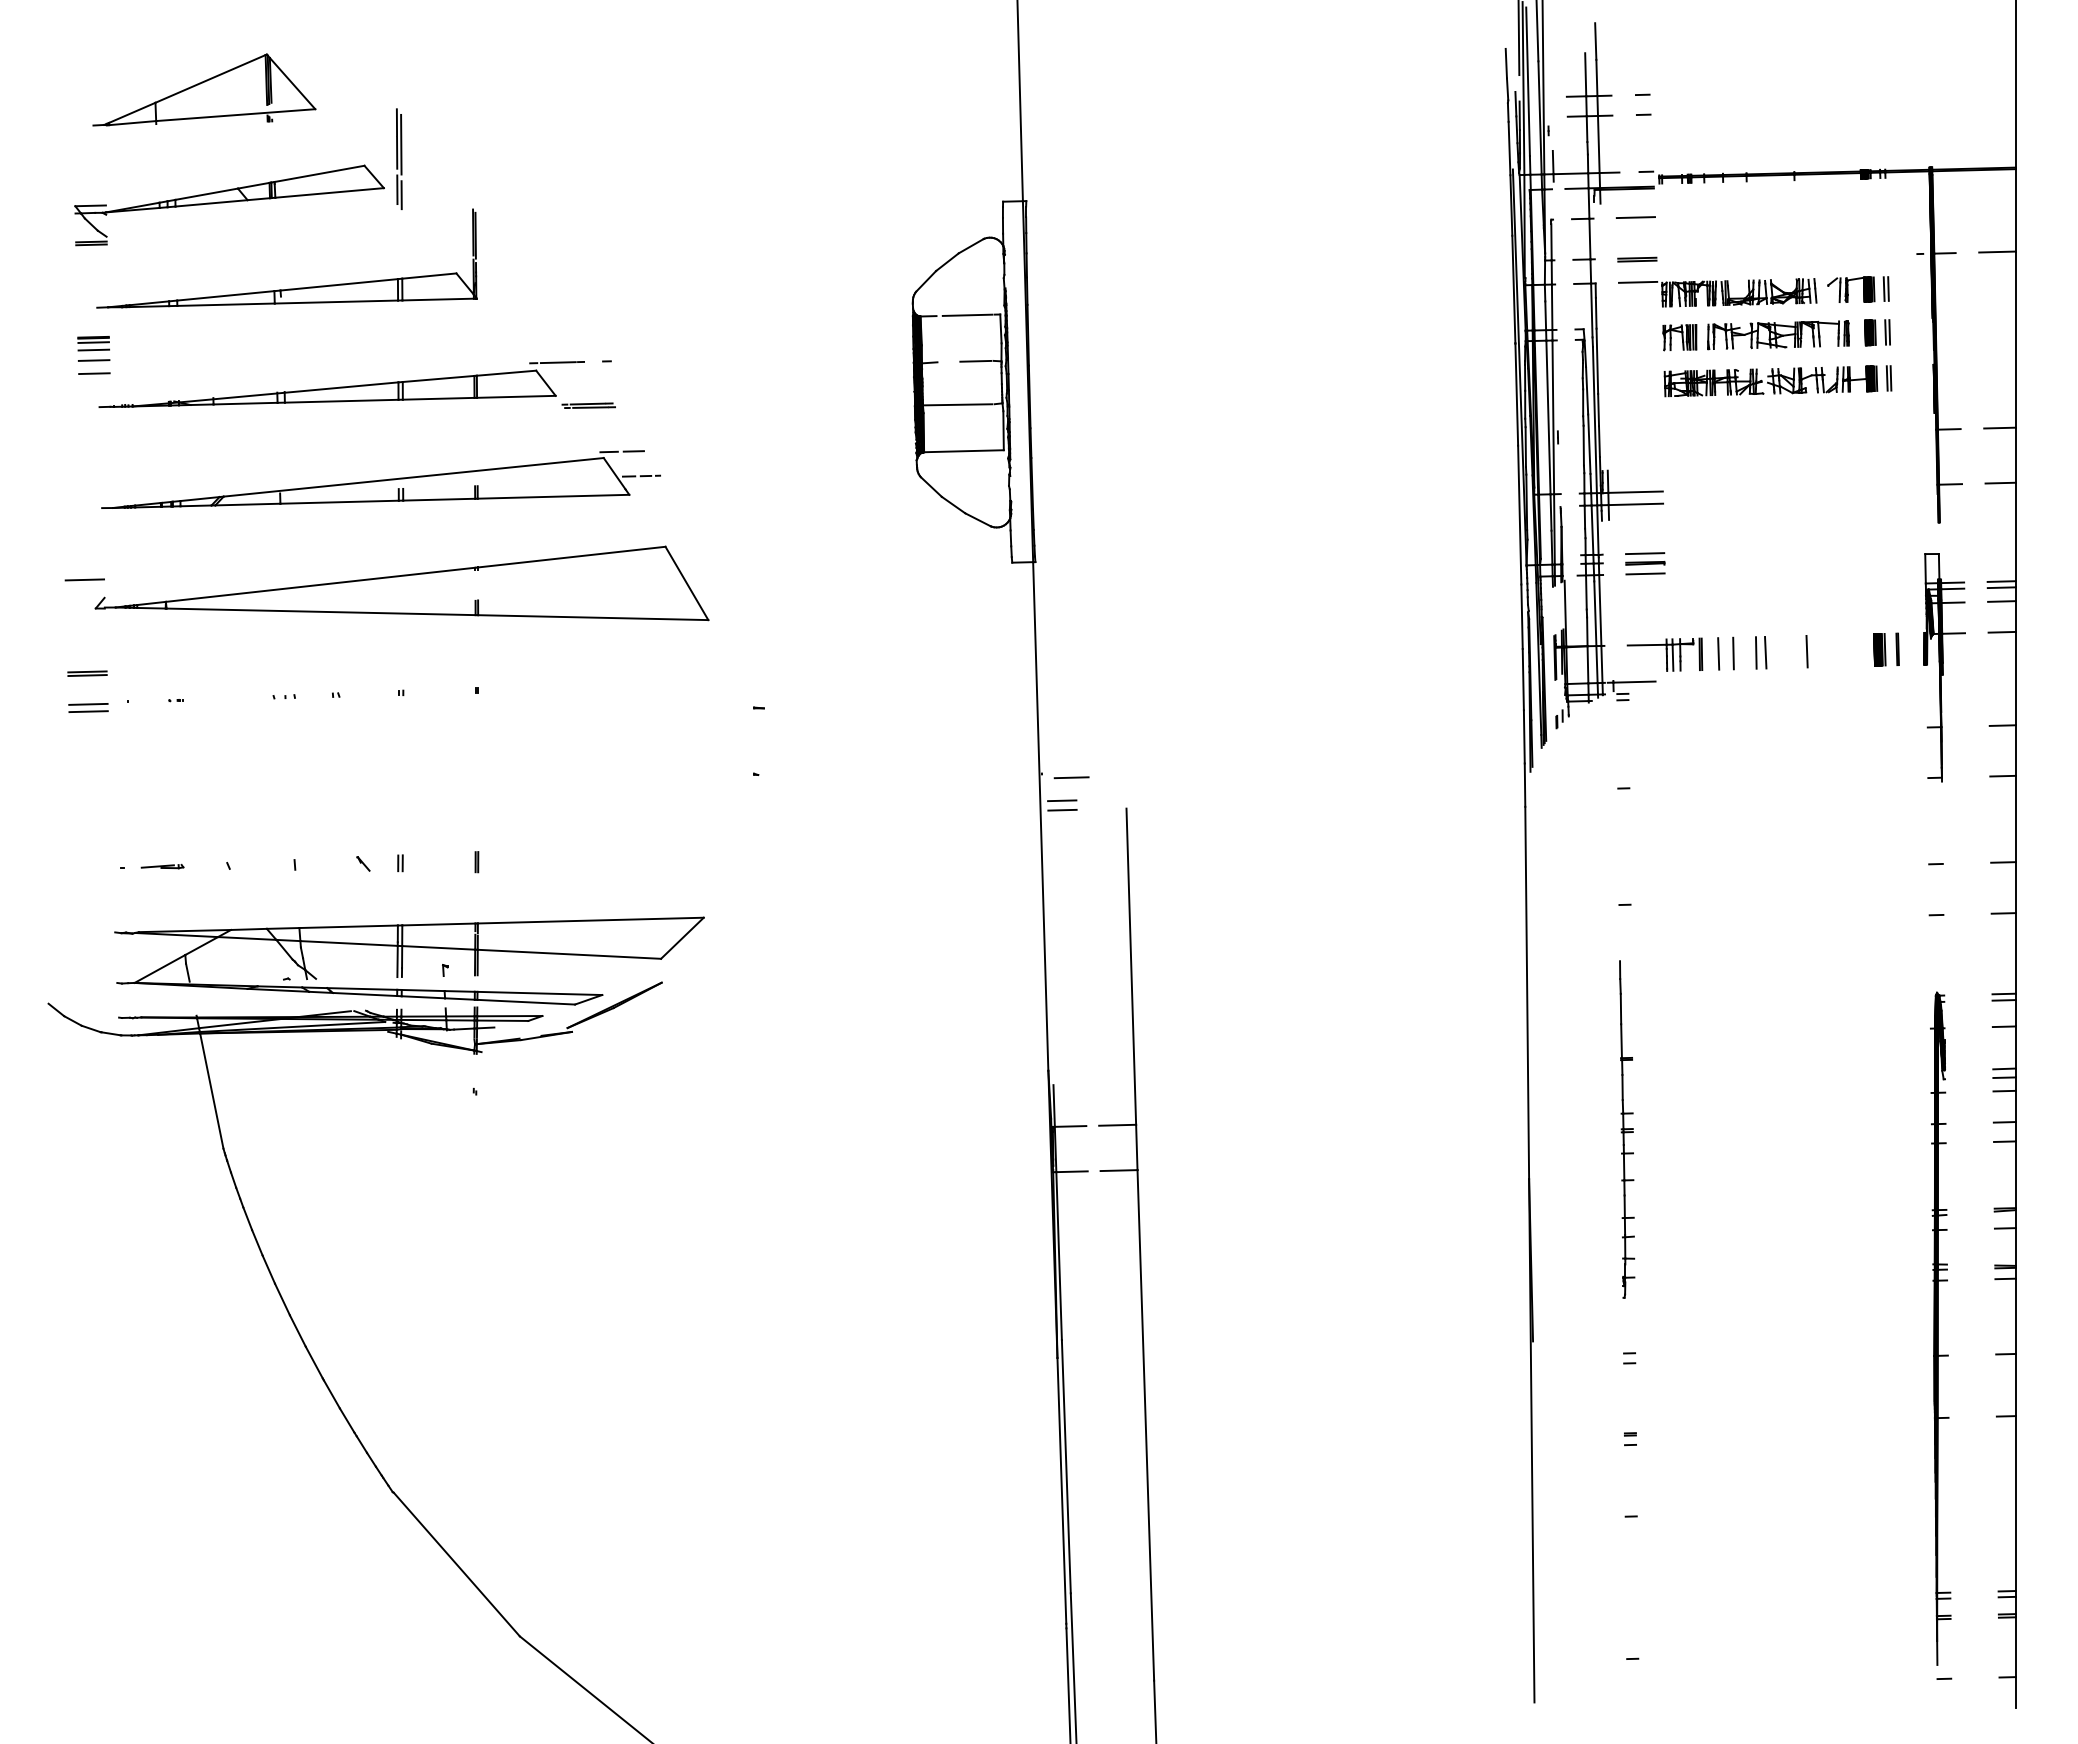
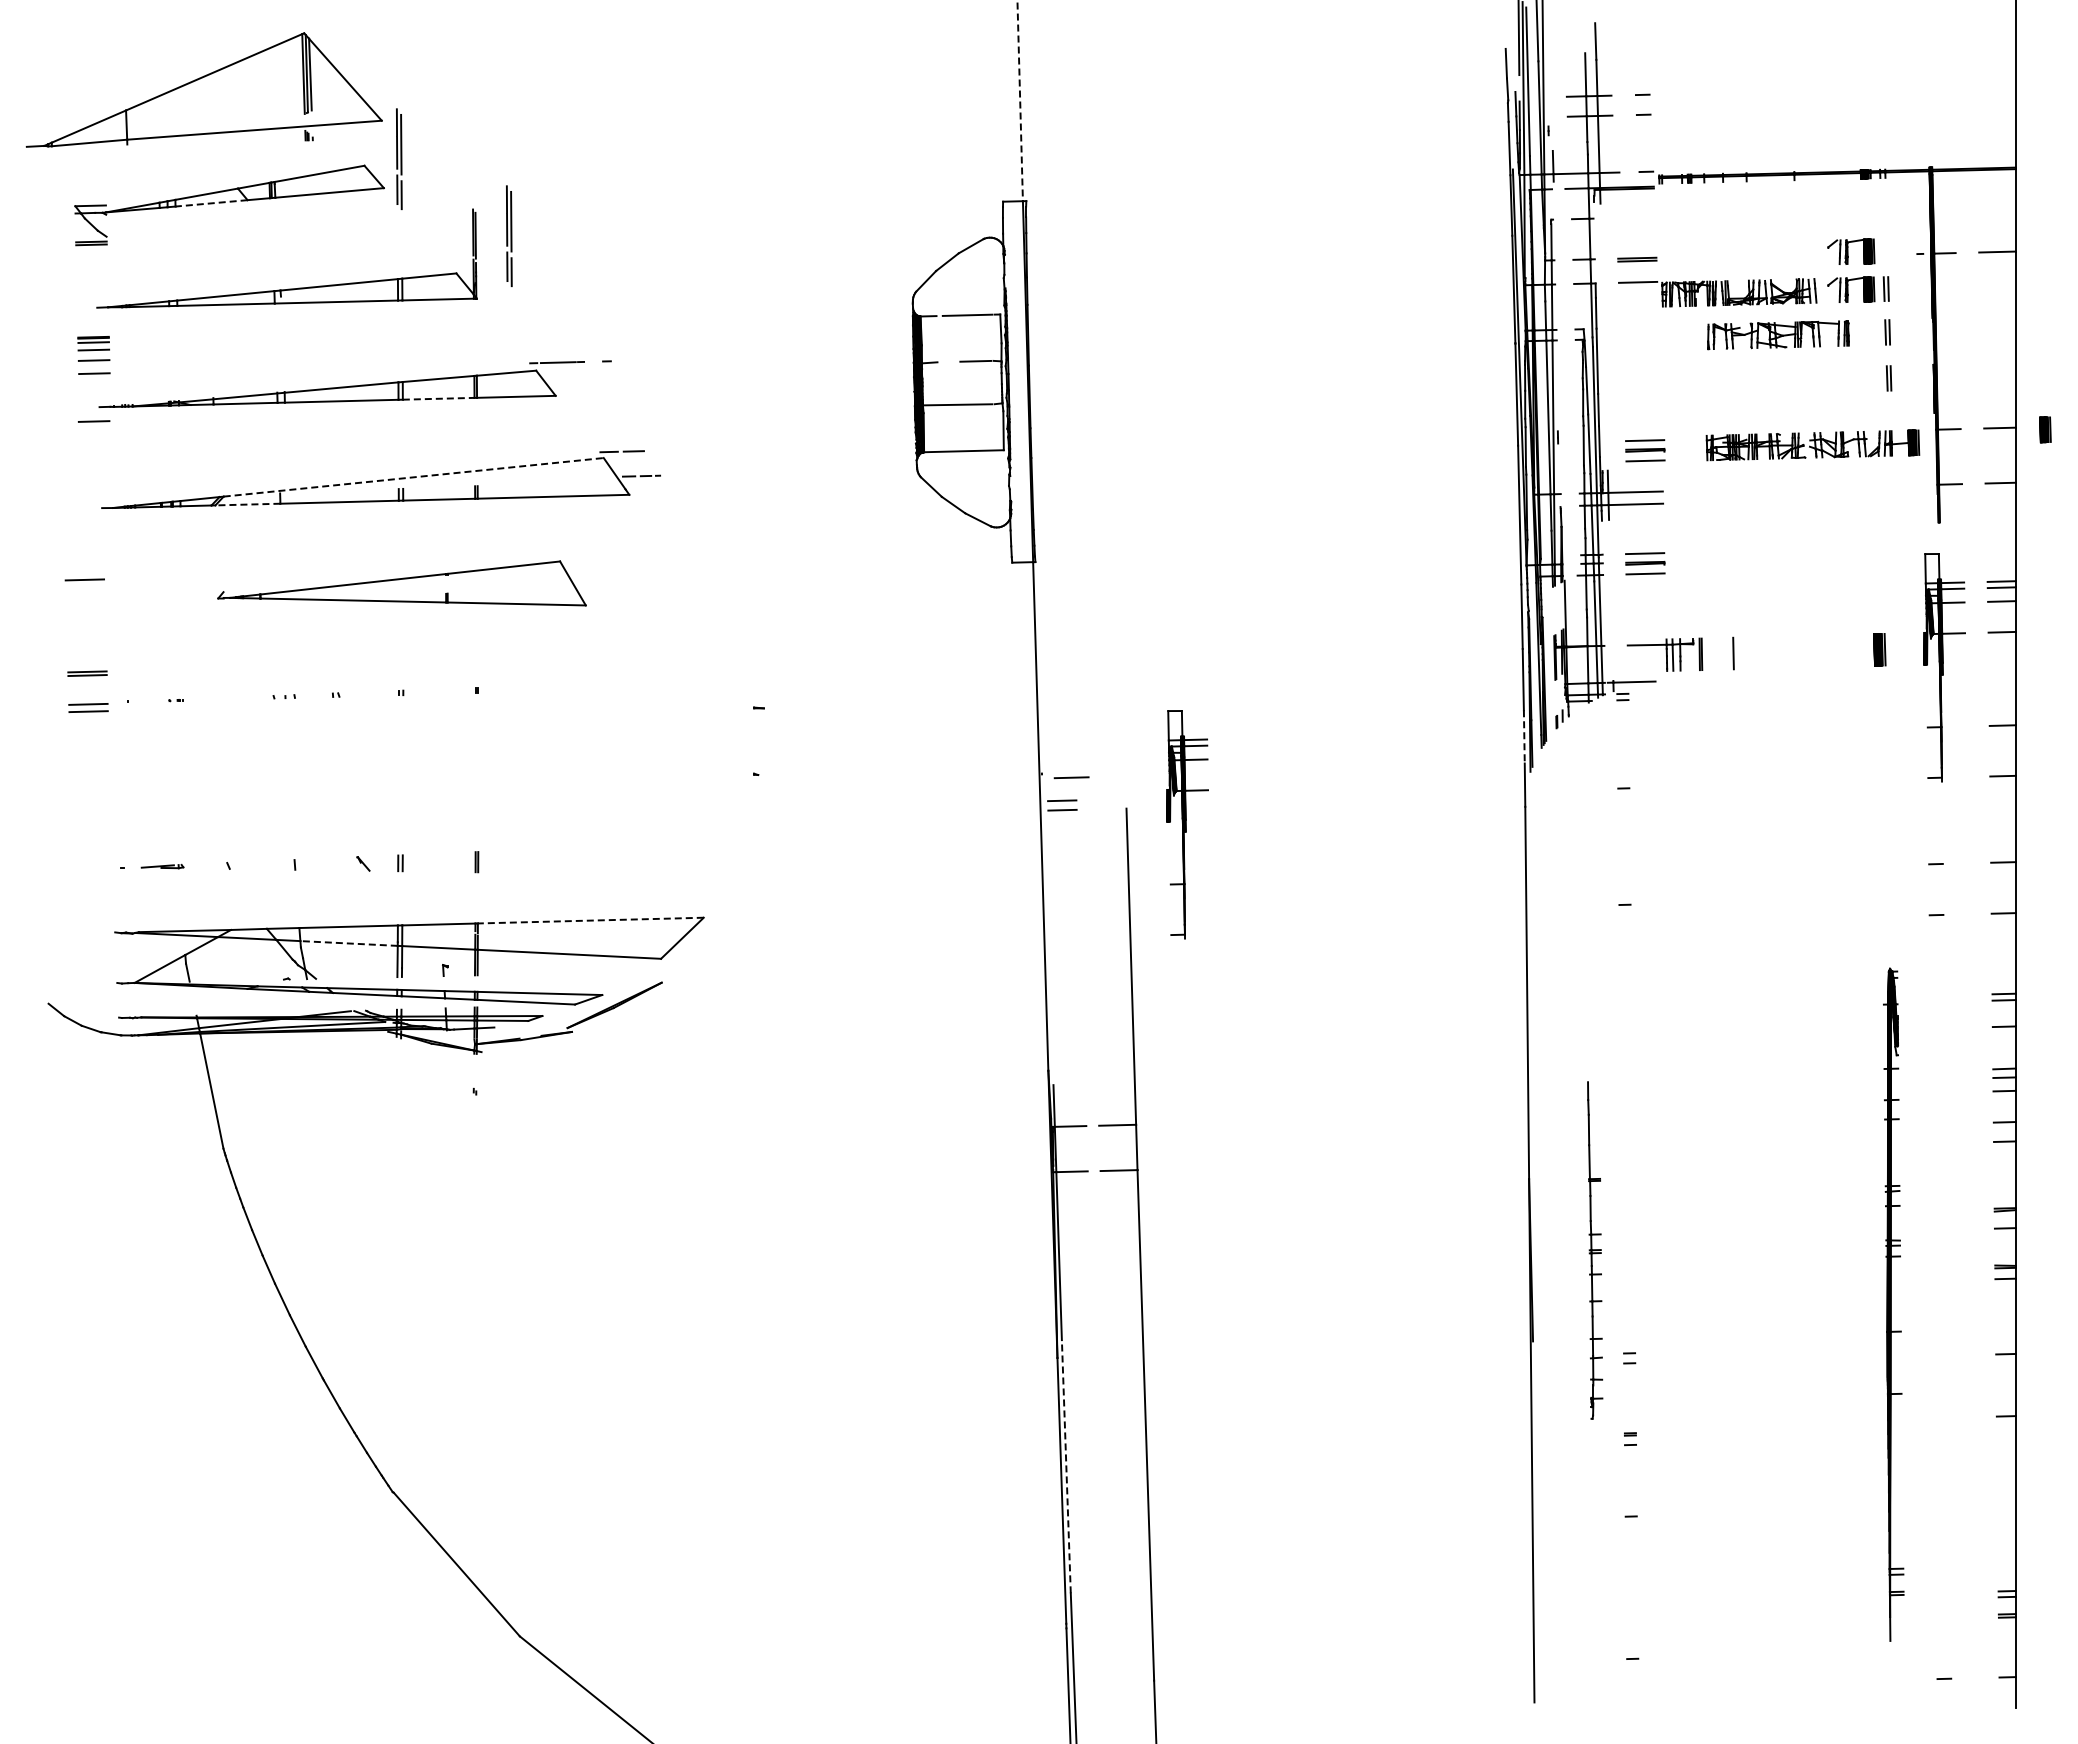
part size: 225x74 px -> 358x116 px (203, 89)
line: solid -> dashed (1020, 101)
line: solid -> dashed (211, 203)
line: present -> none (1635, 217)
part: none -> present (509, 235)
part: none -> present (1851, 251)
part position: (1870, 332) -> (2045, 429) (2045, 429)
part: present -> none (1679, 337)
part position: (1770, 381) -> (1812, 445) (1812, 445)
line: solid -> dashed (438, 398)
part: present -> none (588, 405)
line: none -> present (93, 421)
part: none -> present (1645, 450)
line: solid -> dashed (413, 477)
line: solid -> dashed (247, 504)
part size: 616x77 px -> 370x47 px (401, 583)
line: present -> none (1897, 648)
line: present -> none (1806, 651)
part: present -> none (1761, 652)
line: present -> none (1718, 653)
line: solid -> dashed (1524, 736)
part: none -> present (1187, 824)
line: solid -> dashed (590, 920)
line: solid -> dashed (349, 943)
part position: (1627, 1129) -> (1595, 1250) (1595, 1250)
part position: (1940, 1328) -> (1893, 1304) (1893, 1304)
line: solid -> dashed (1066, 1466)
